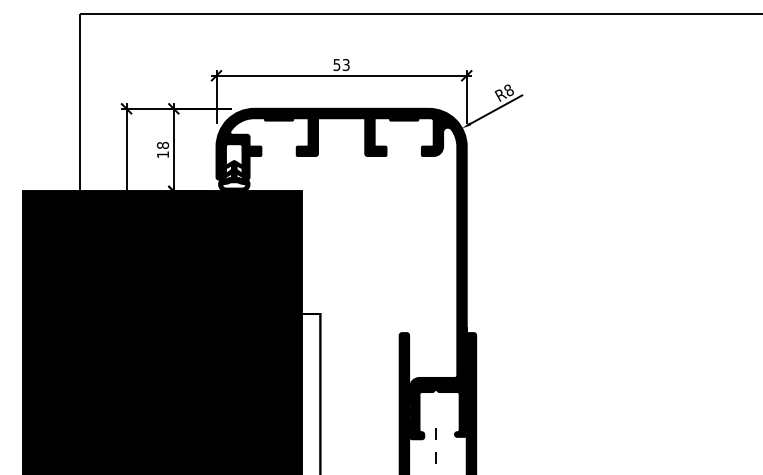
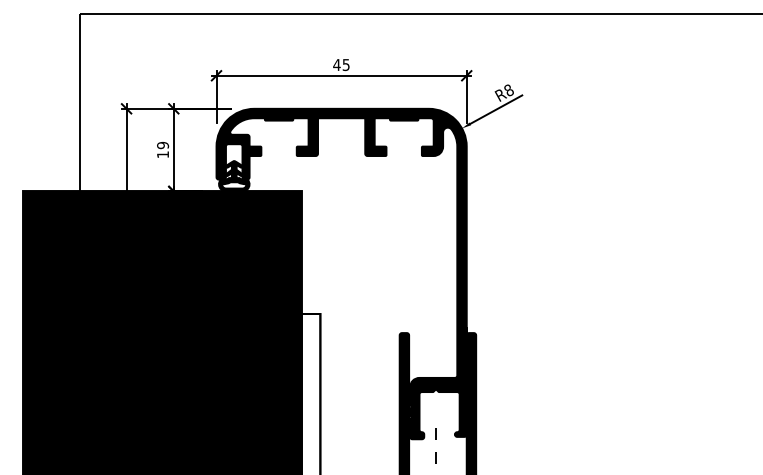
text: 53 -> 45 (341, 65)
text: 18 -> 19 (162, 145)
